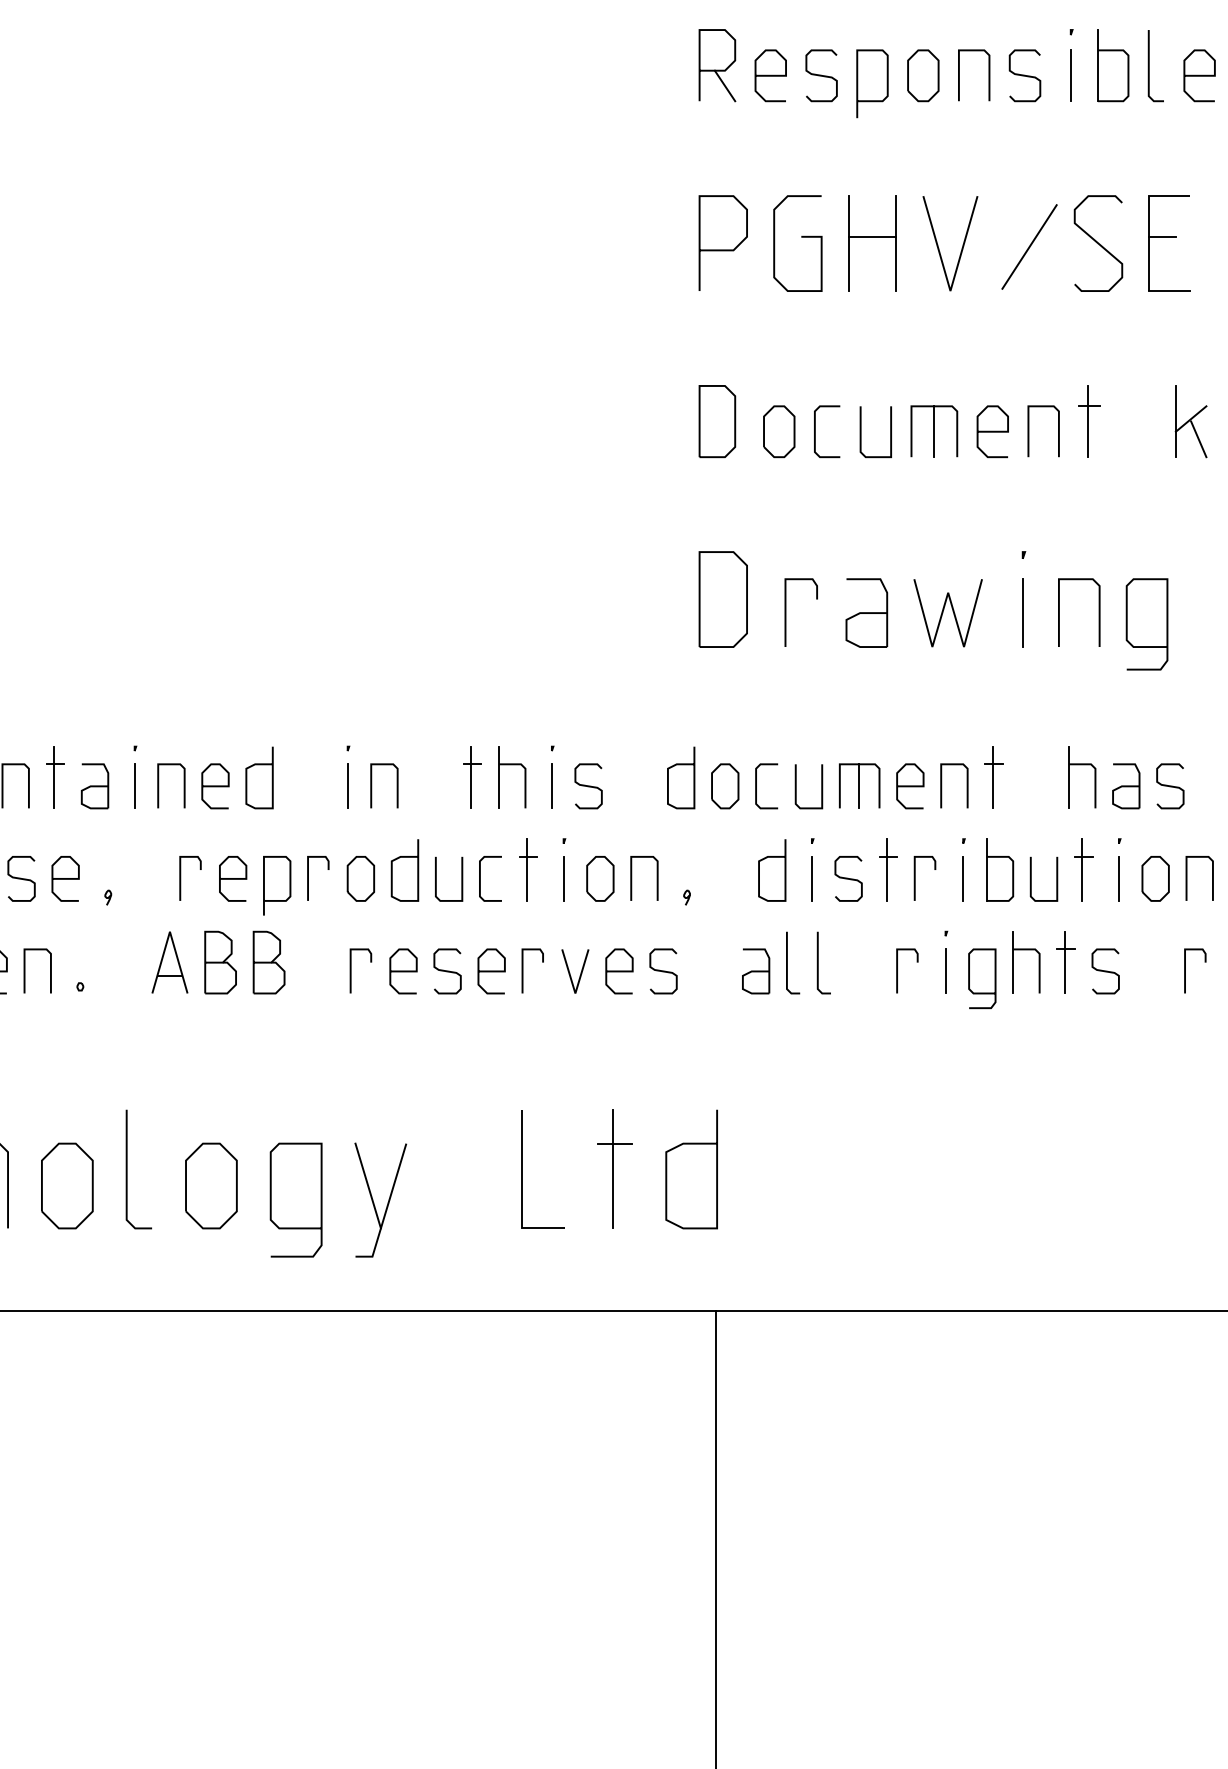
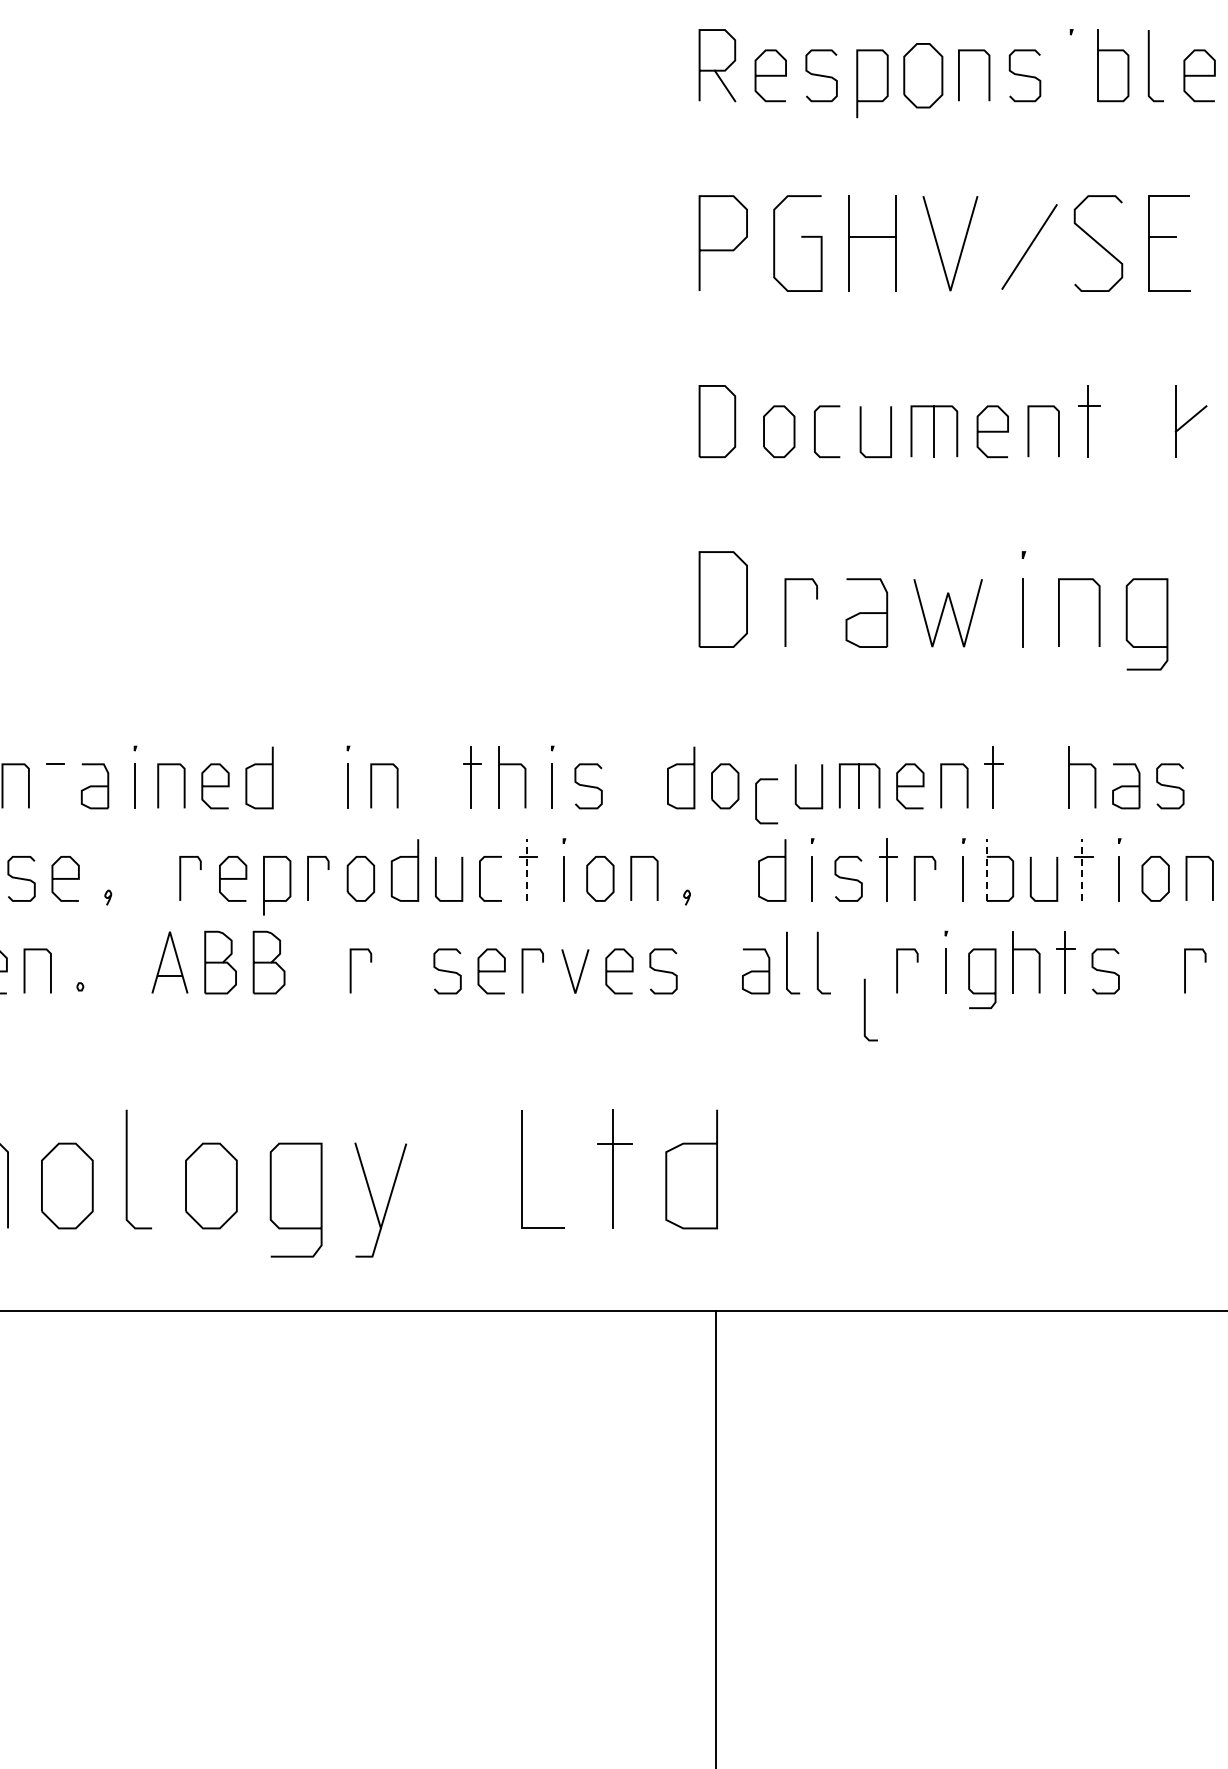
part size: 33x54 px -> 41x66 px (923, 75)
line: present -> none (1070, 75)
line: present -> none (1198, 439)
line: present -> none (53, 777)
curve position: (756, 786) -> (756, 801) (756, 801)
line: solid -> dashed (526, 870)
line: solid -> dashed (986, 870)
line: solid -> dashed (1082, 870)
curve: present -> none (403, 971)
line: none -> present (865, 1009)
